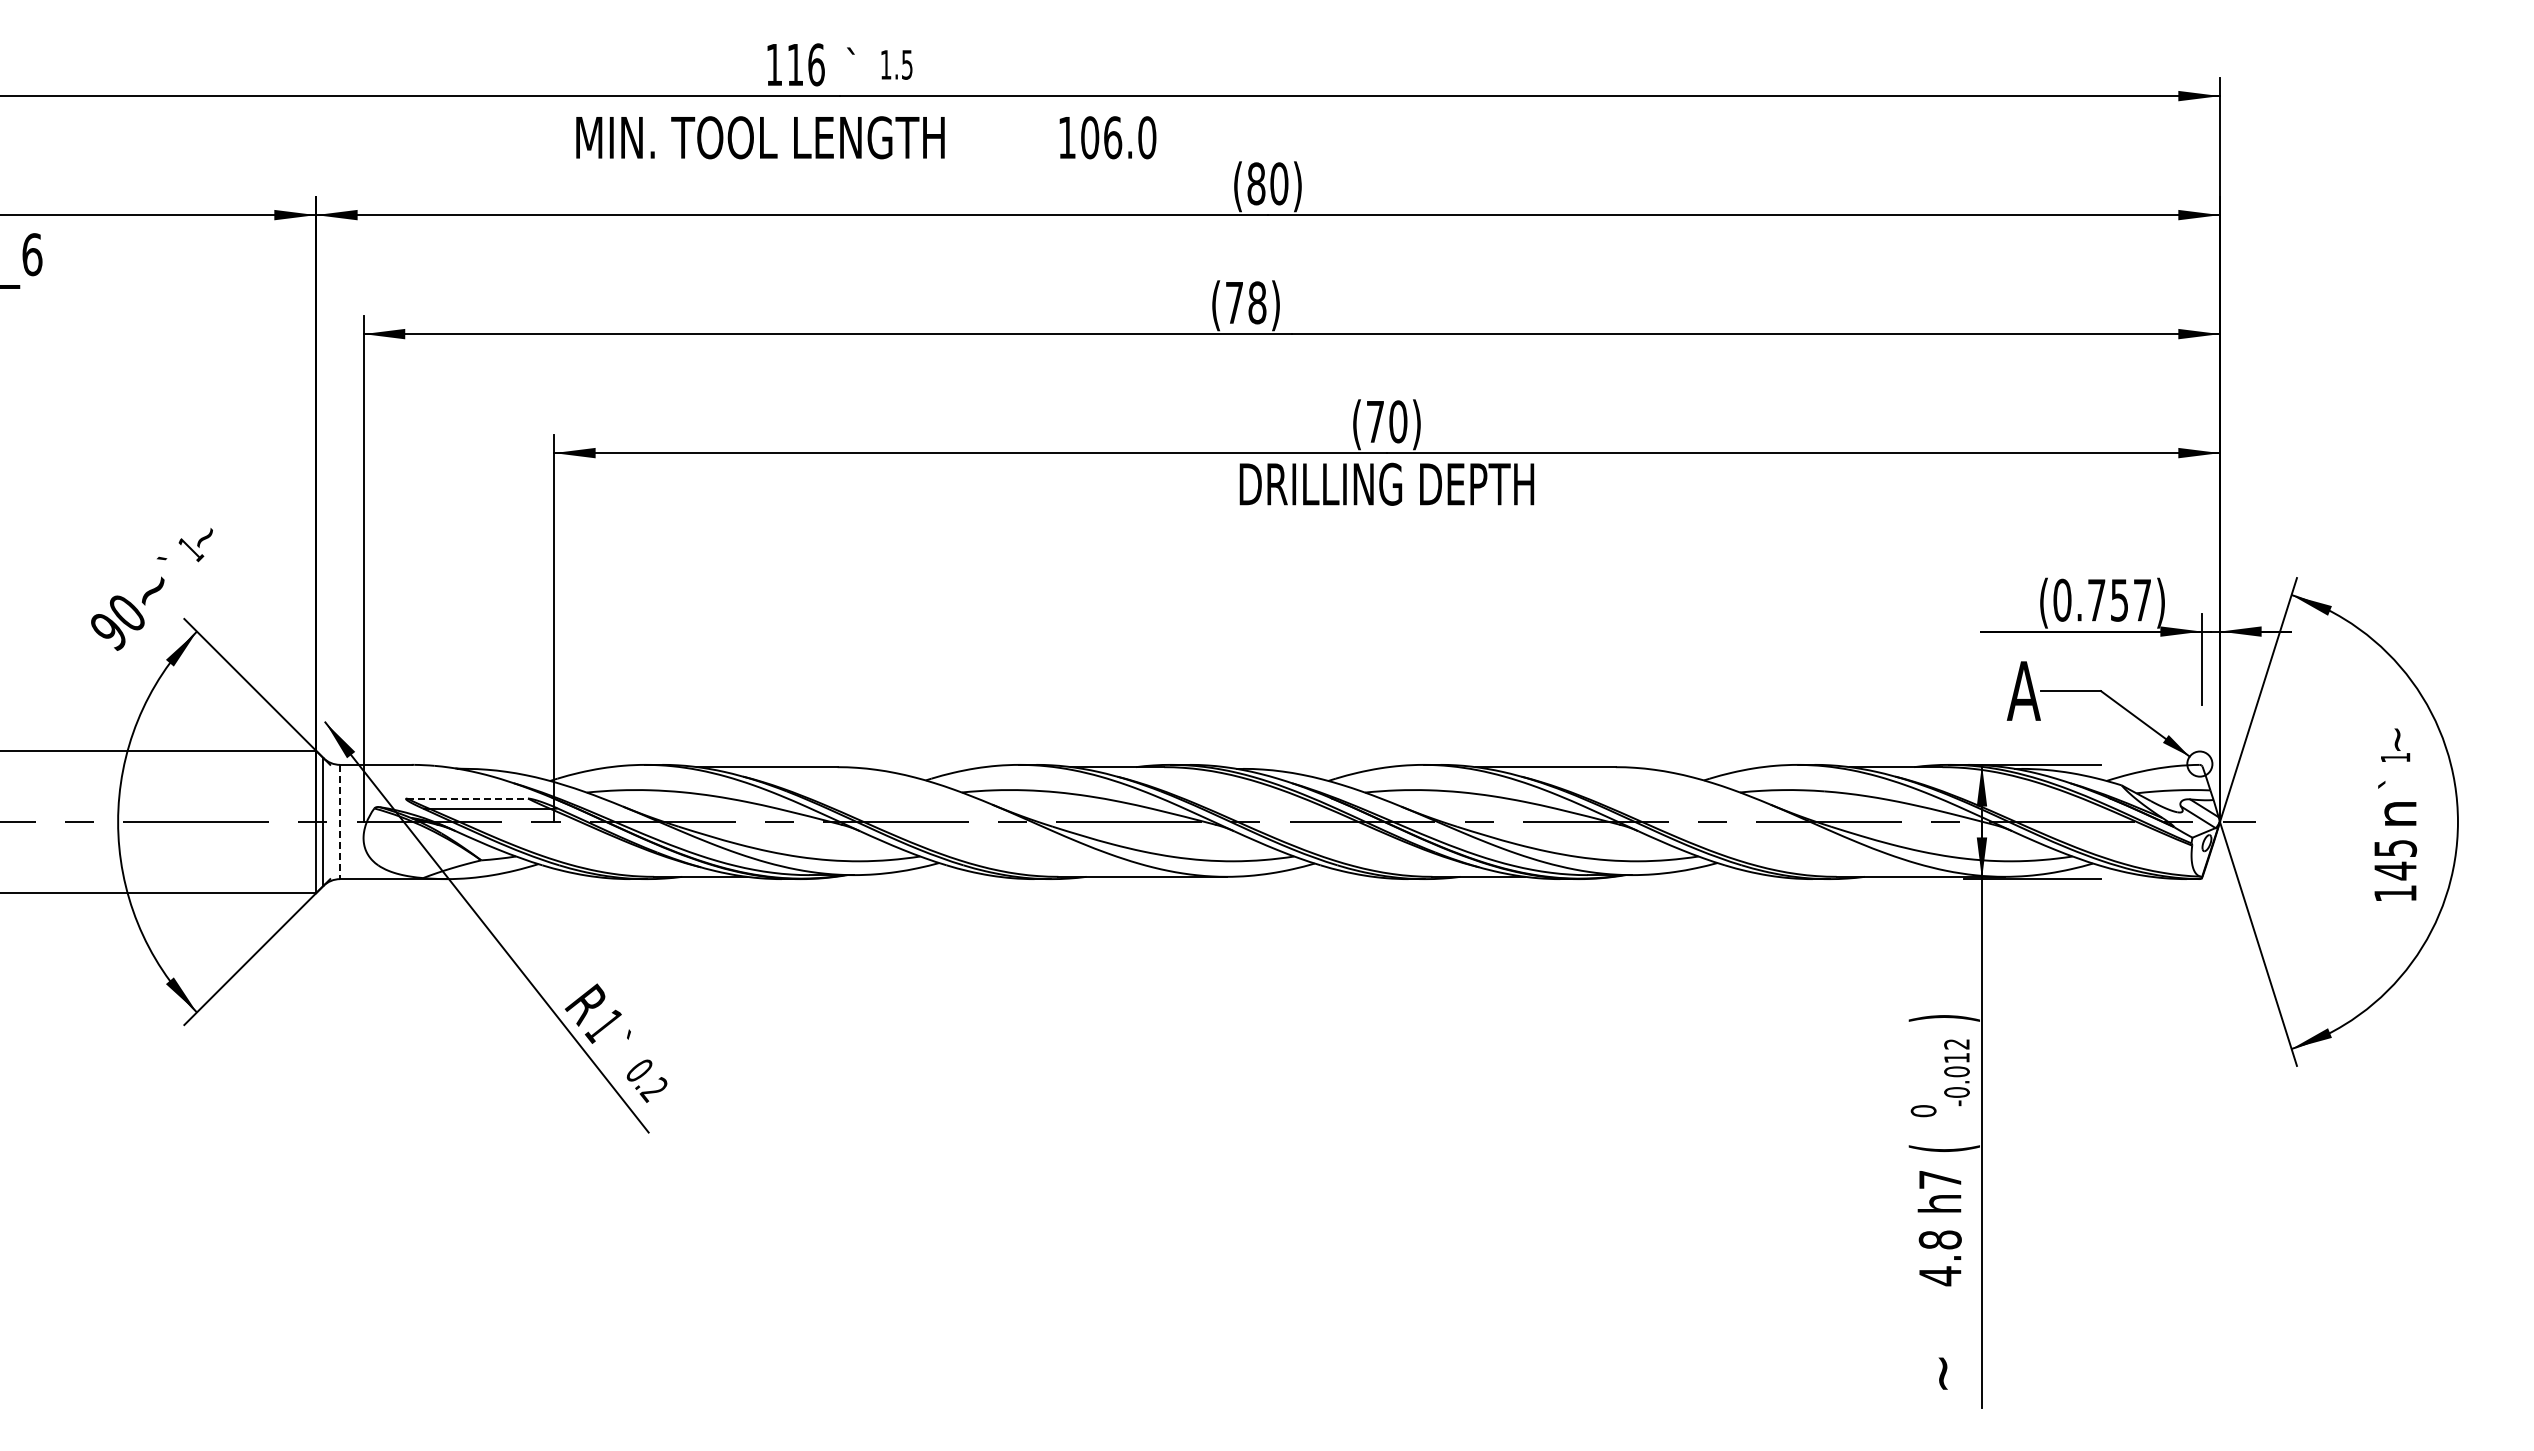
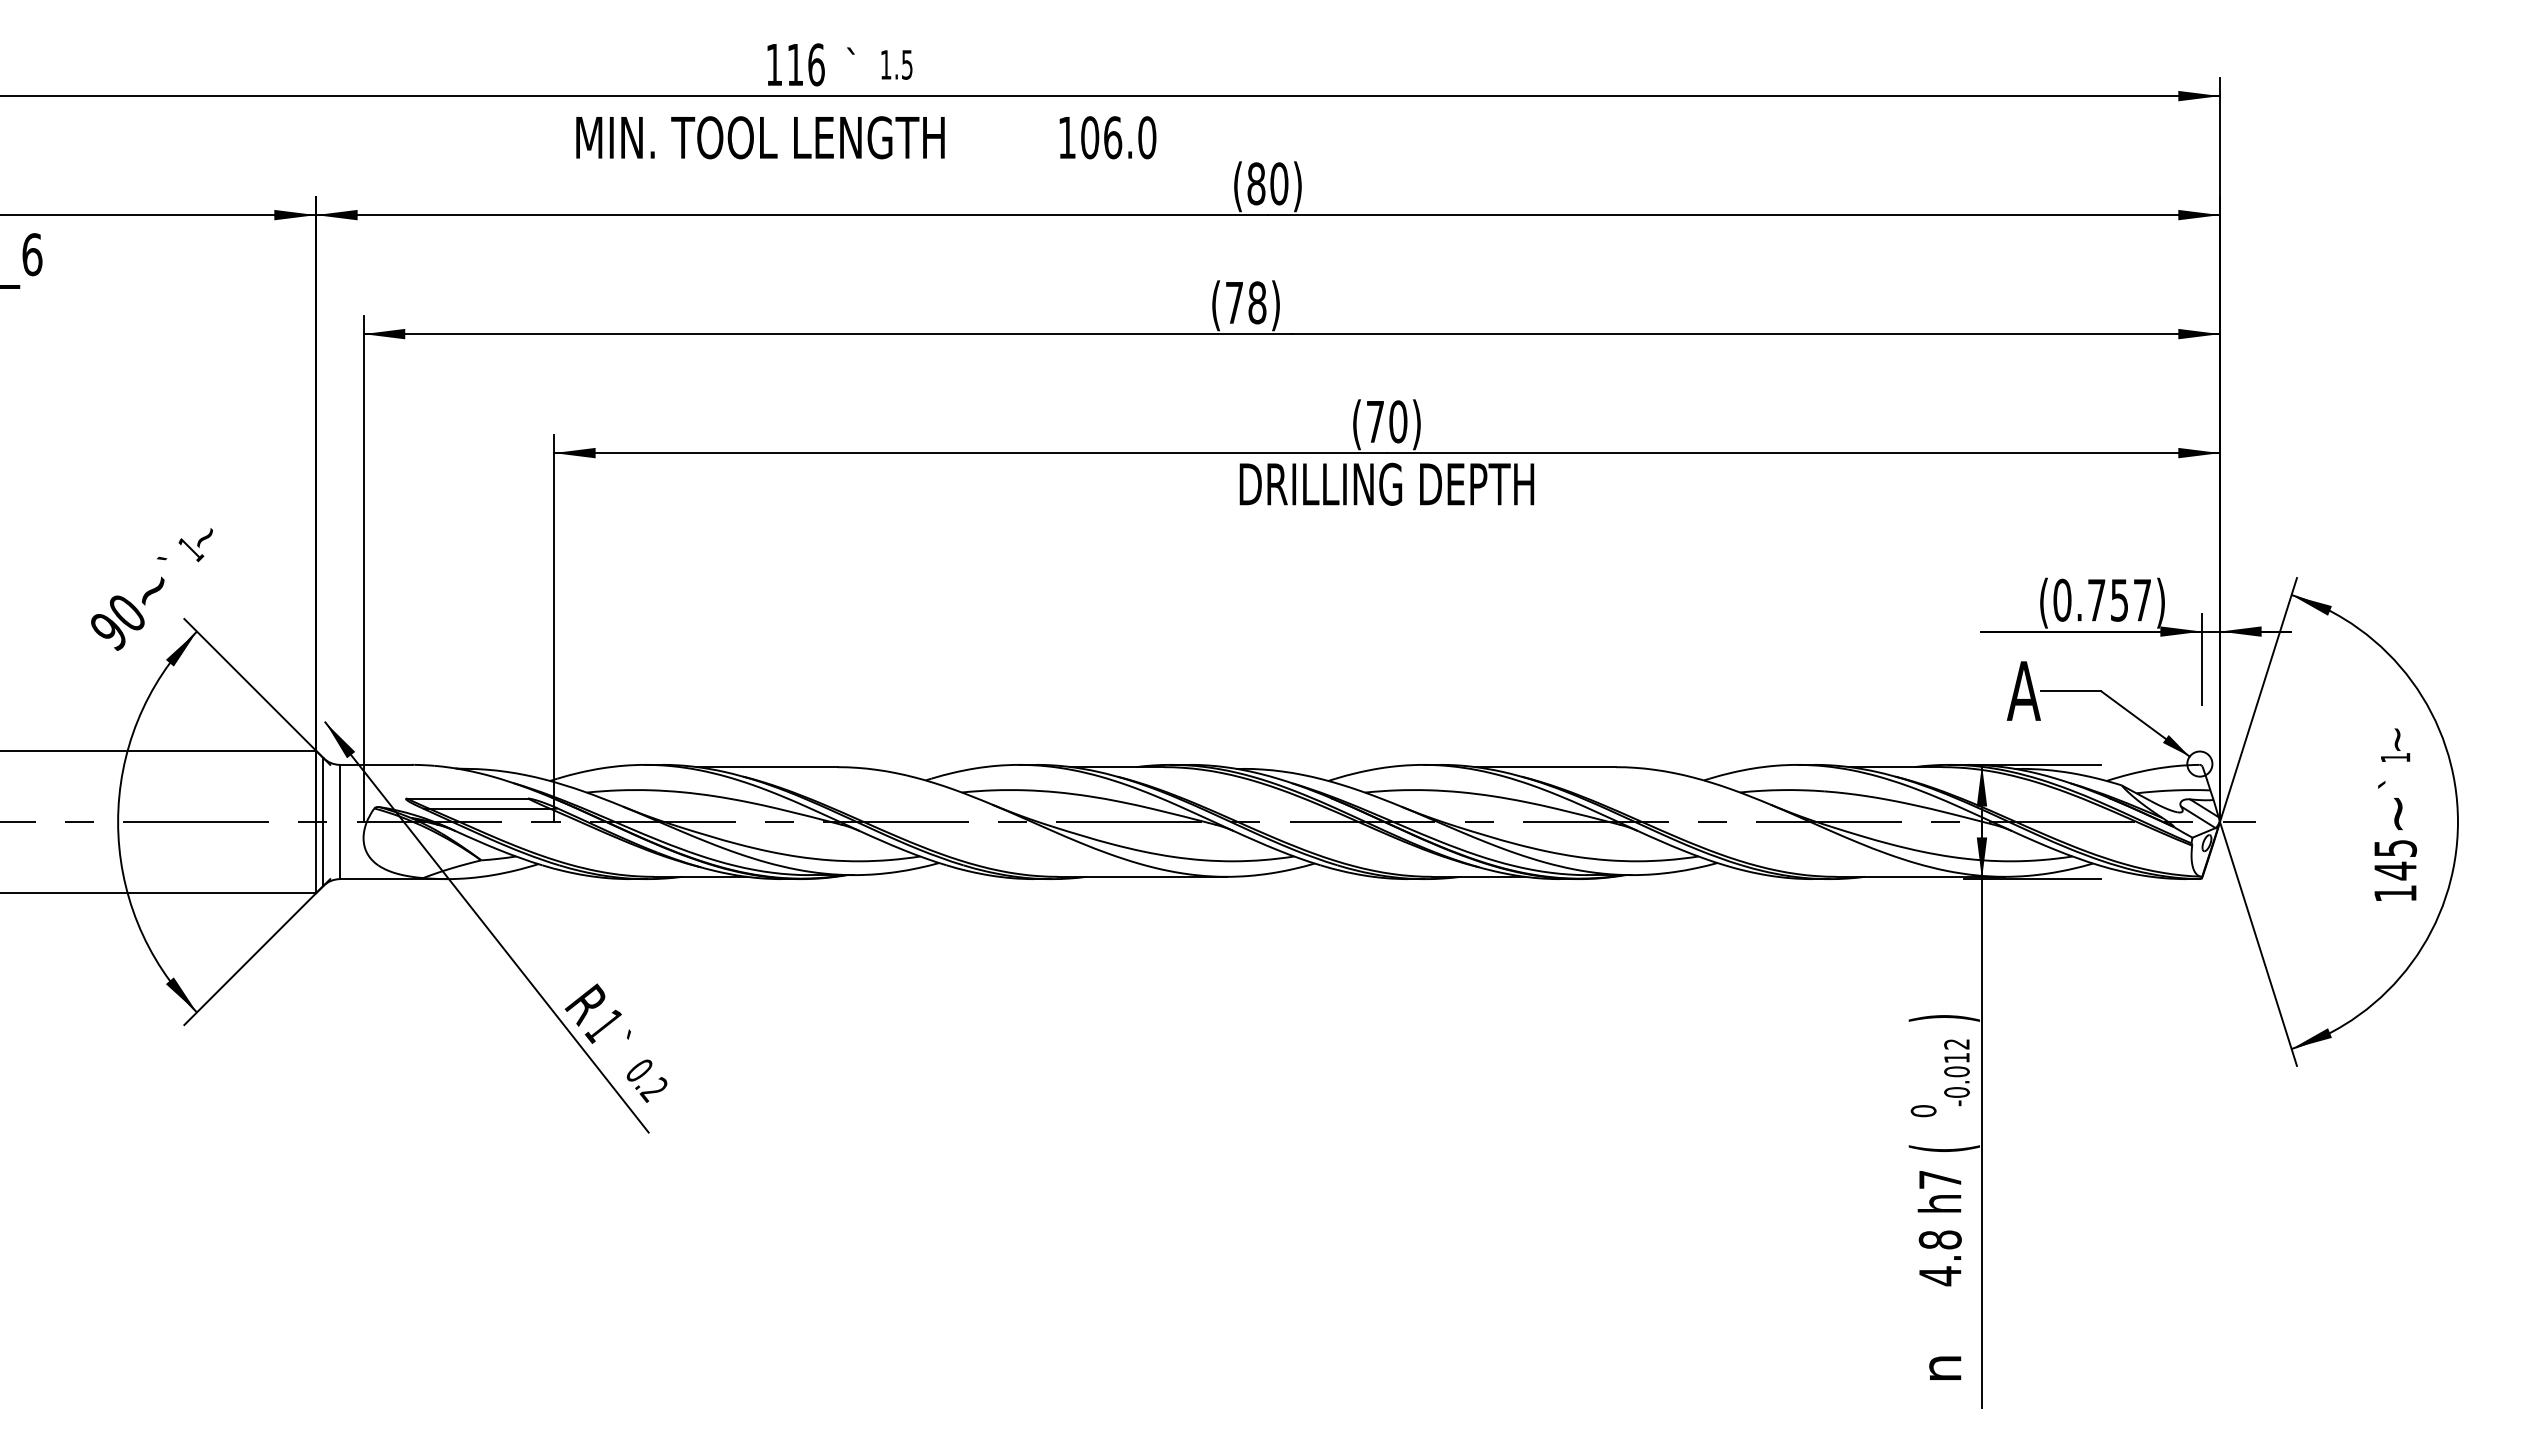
line: dashed -> solid (468, 798)
text: n -> ~ (2400, 814)
line: dashed -> solid (340, 822)
text: ~ -> n (1945, 1372)
